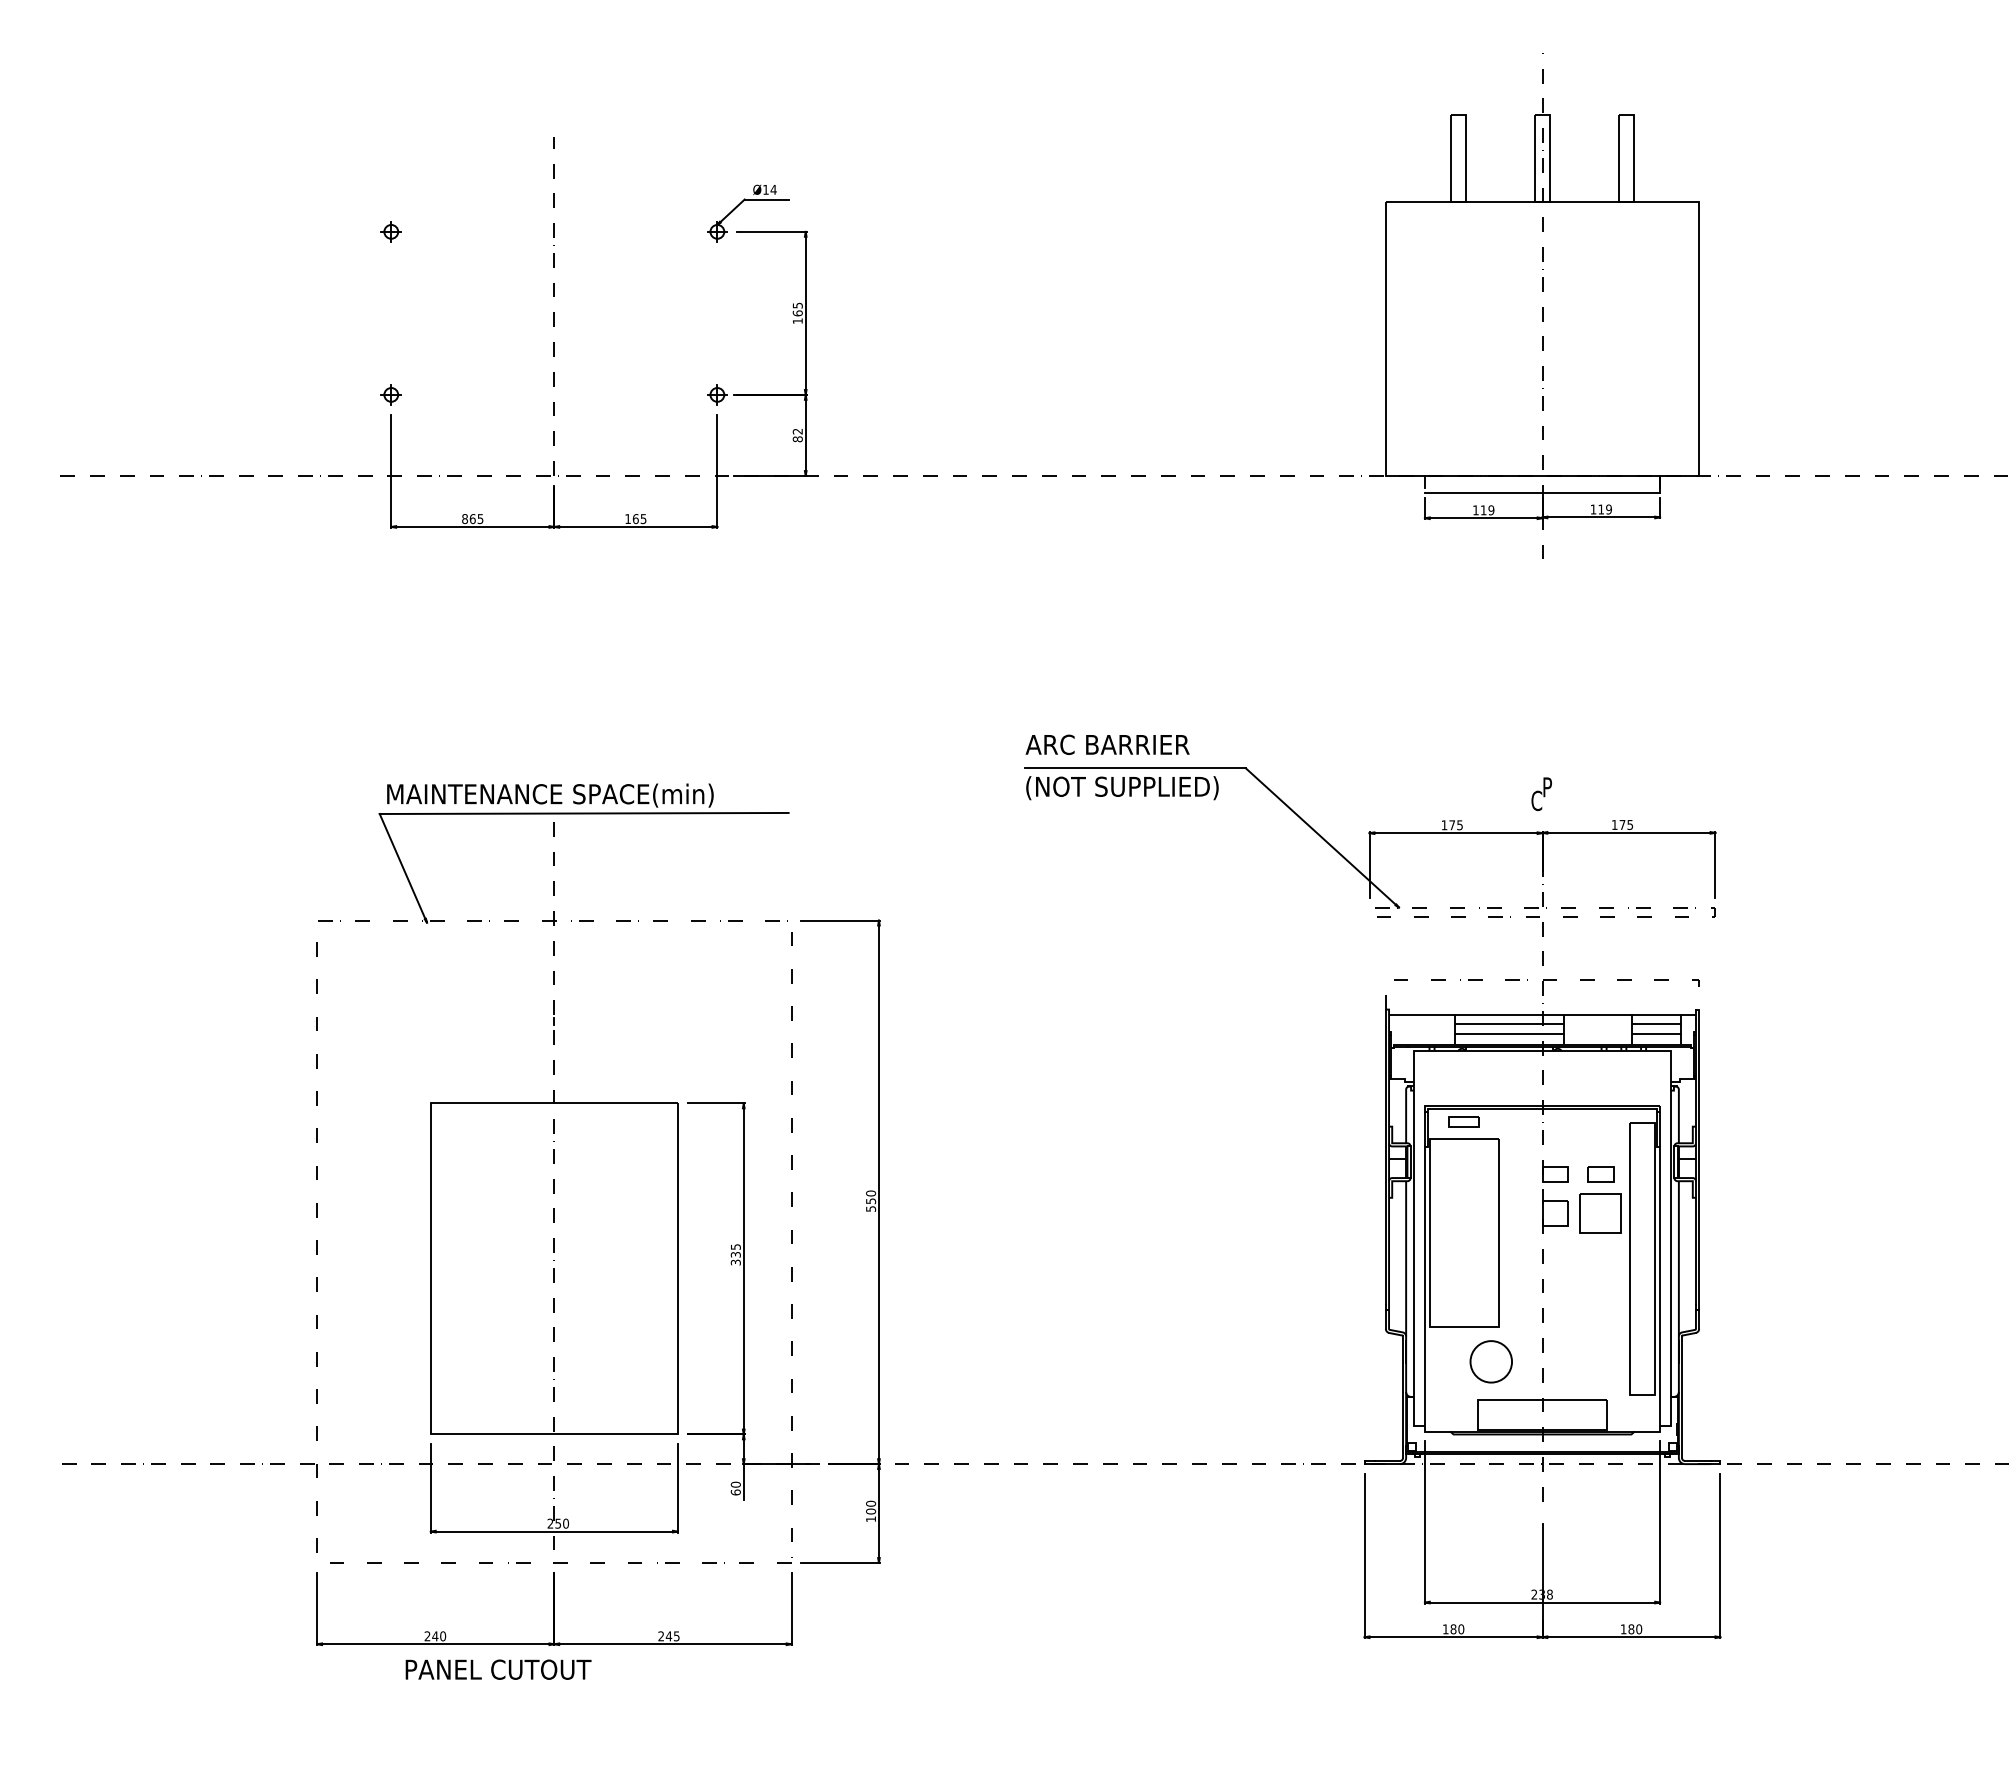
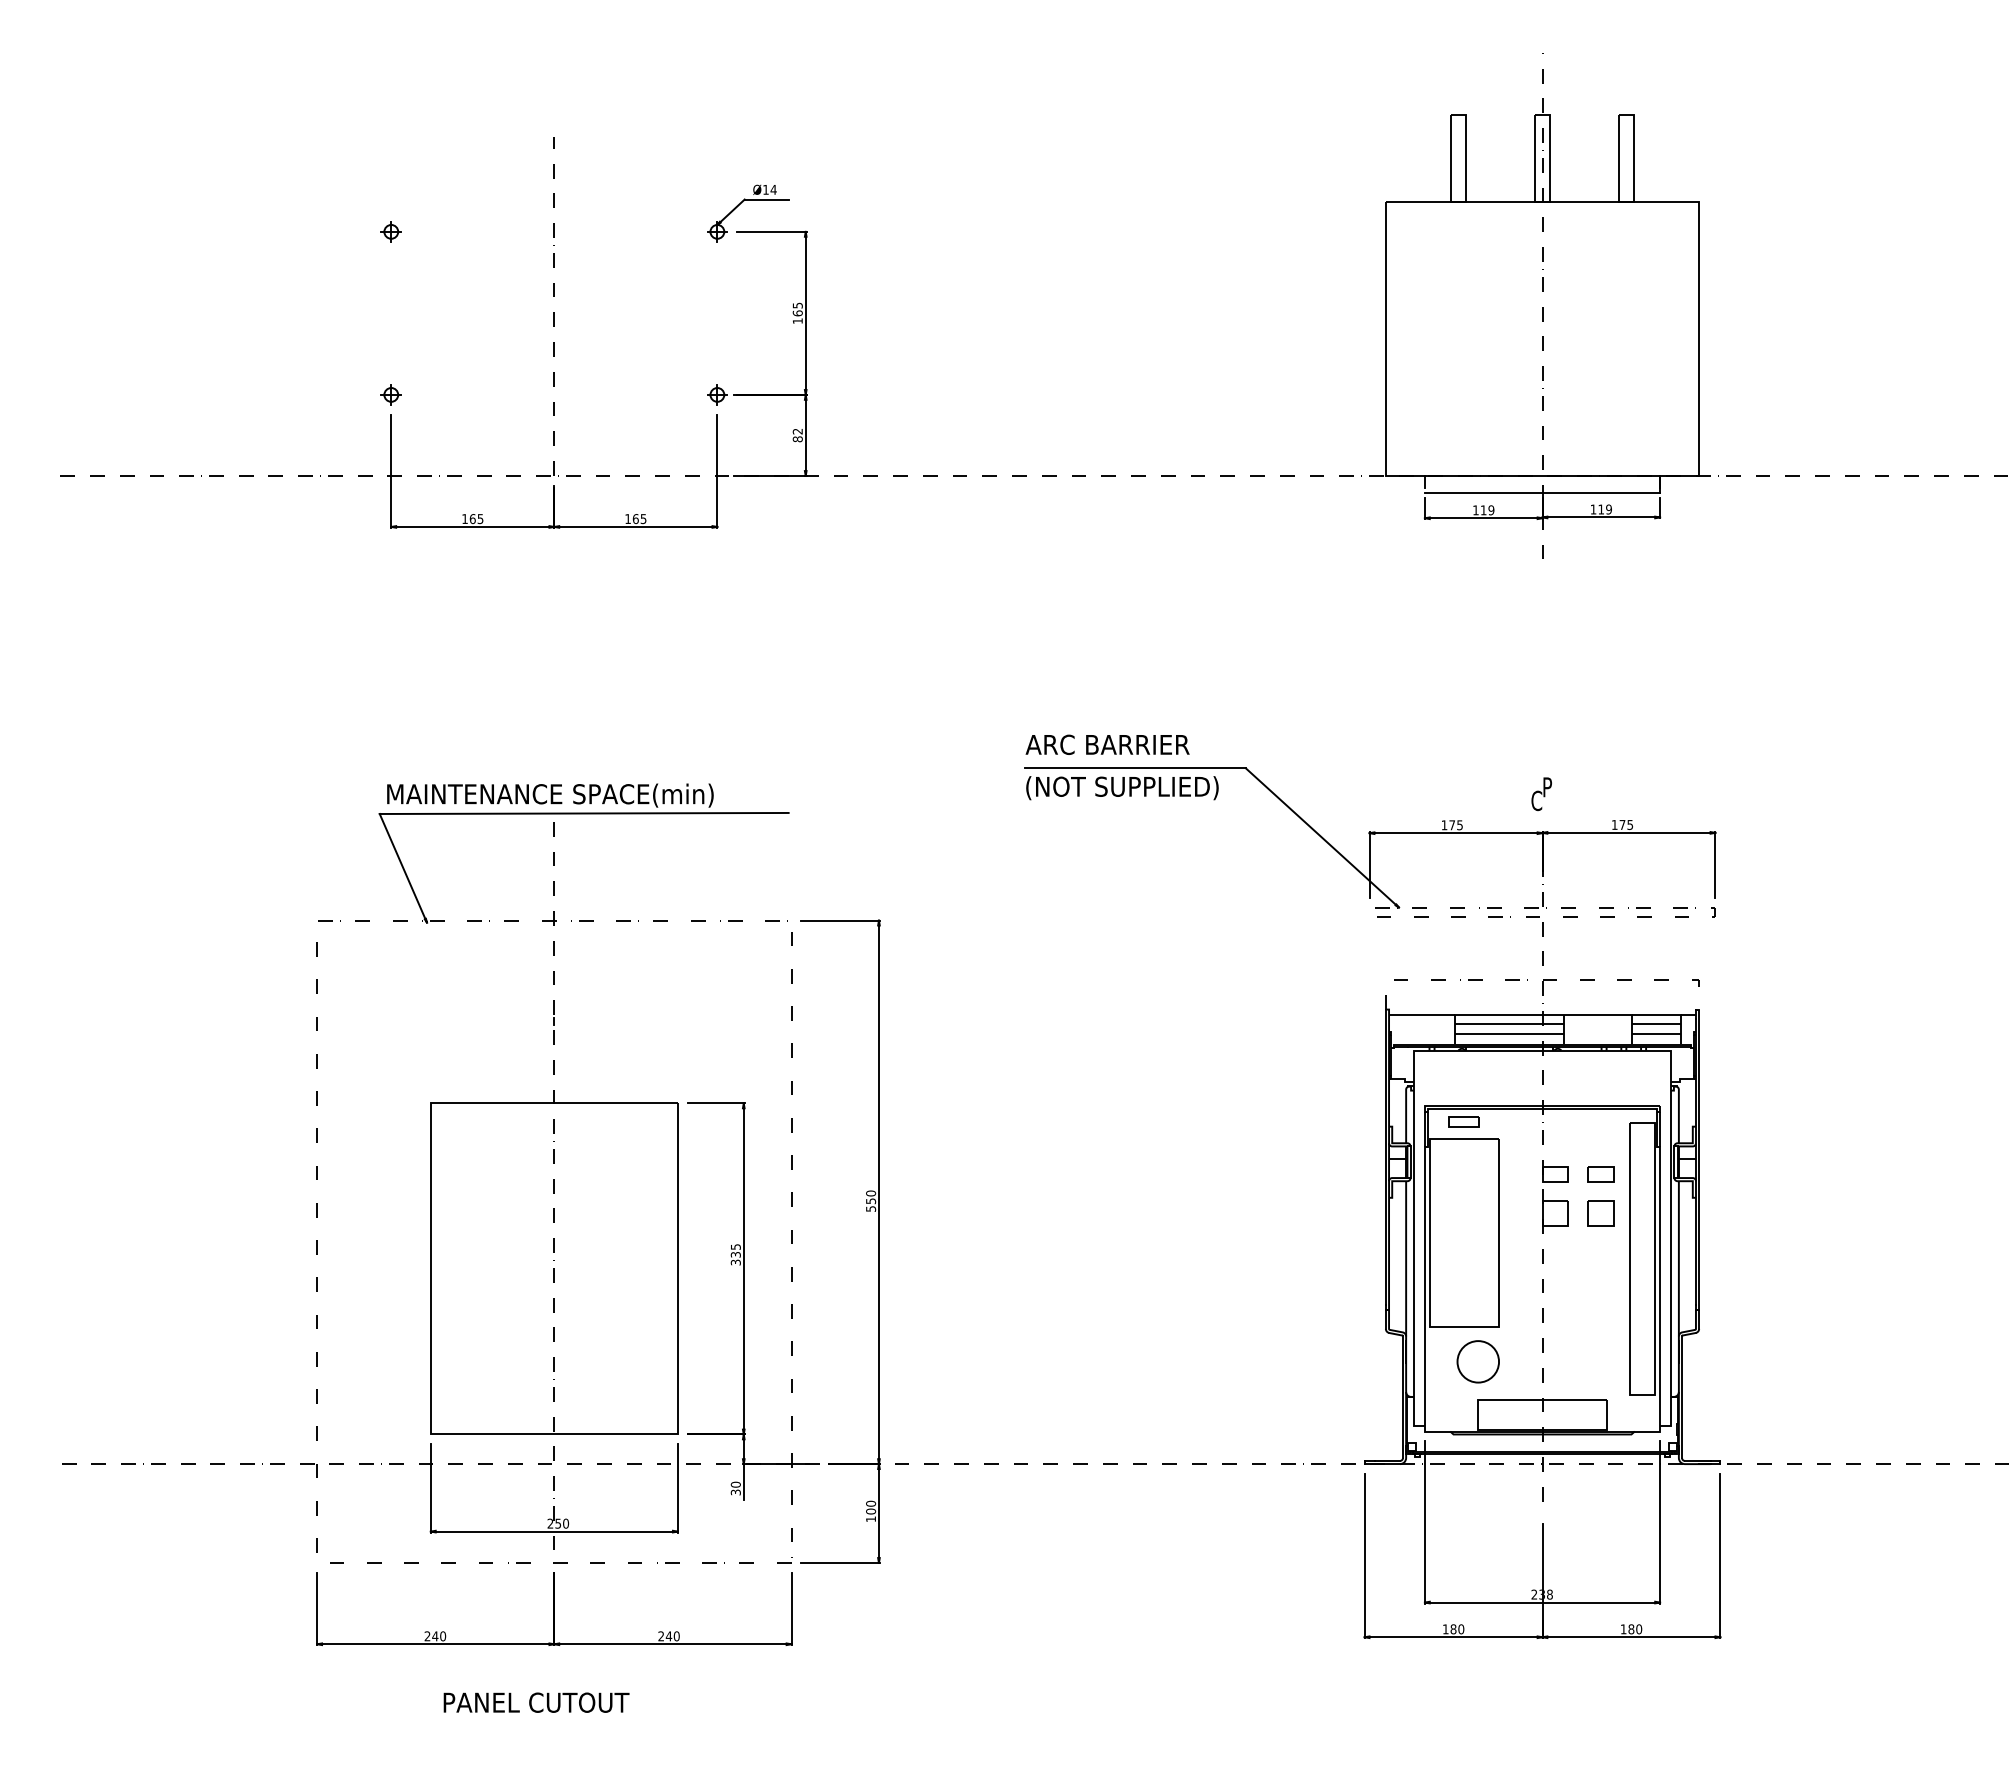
text: 865 -> 165 (464, 519)
part size: 43x41 px -> 28x27 px (1600, 1213)
circle position: (1490, 1361) -> (1477, 1361) (1477, 1361)
text: 60 -> 30 (735, 1492)
text: 245 -> 240 (676, 1636)
text position: (498, 1669) -> (536, 1702) (536, 1702)
